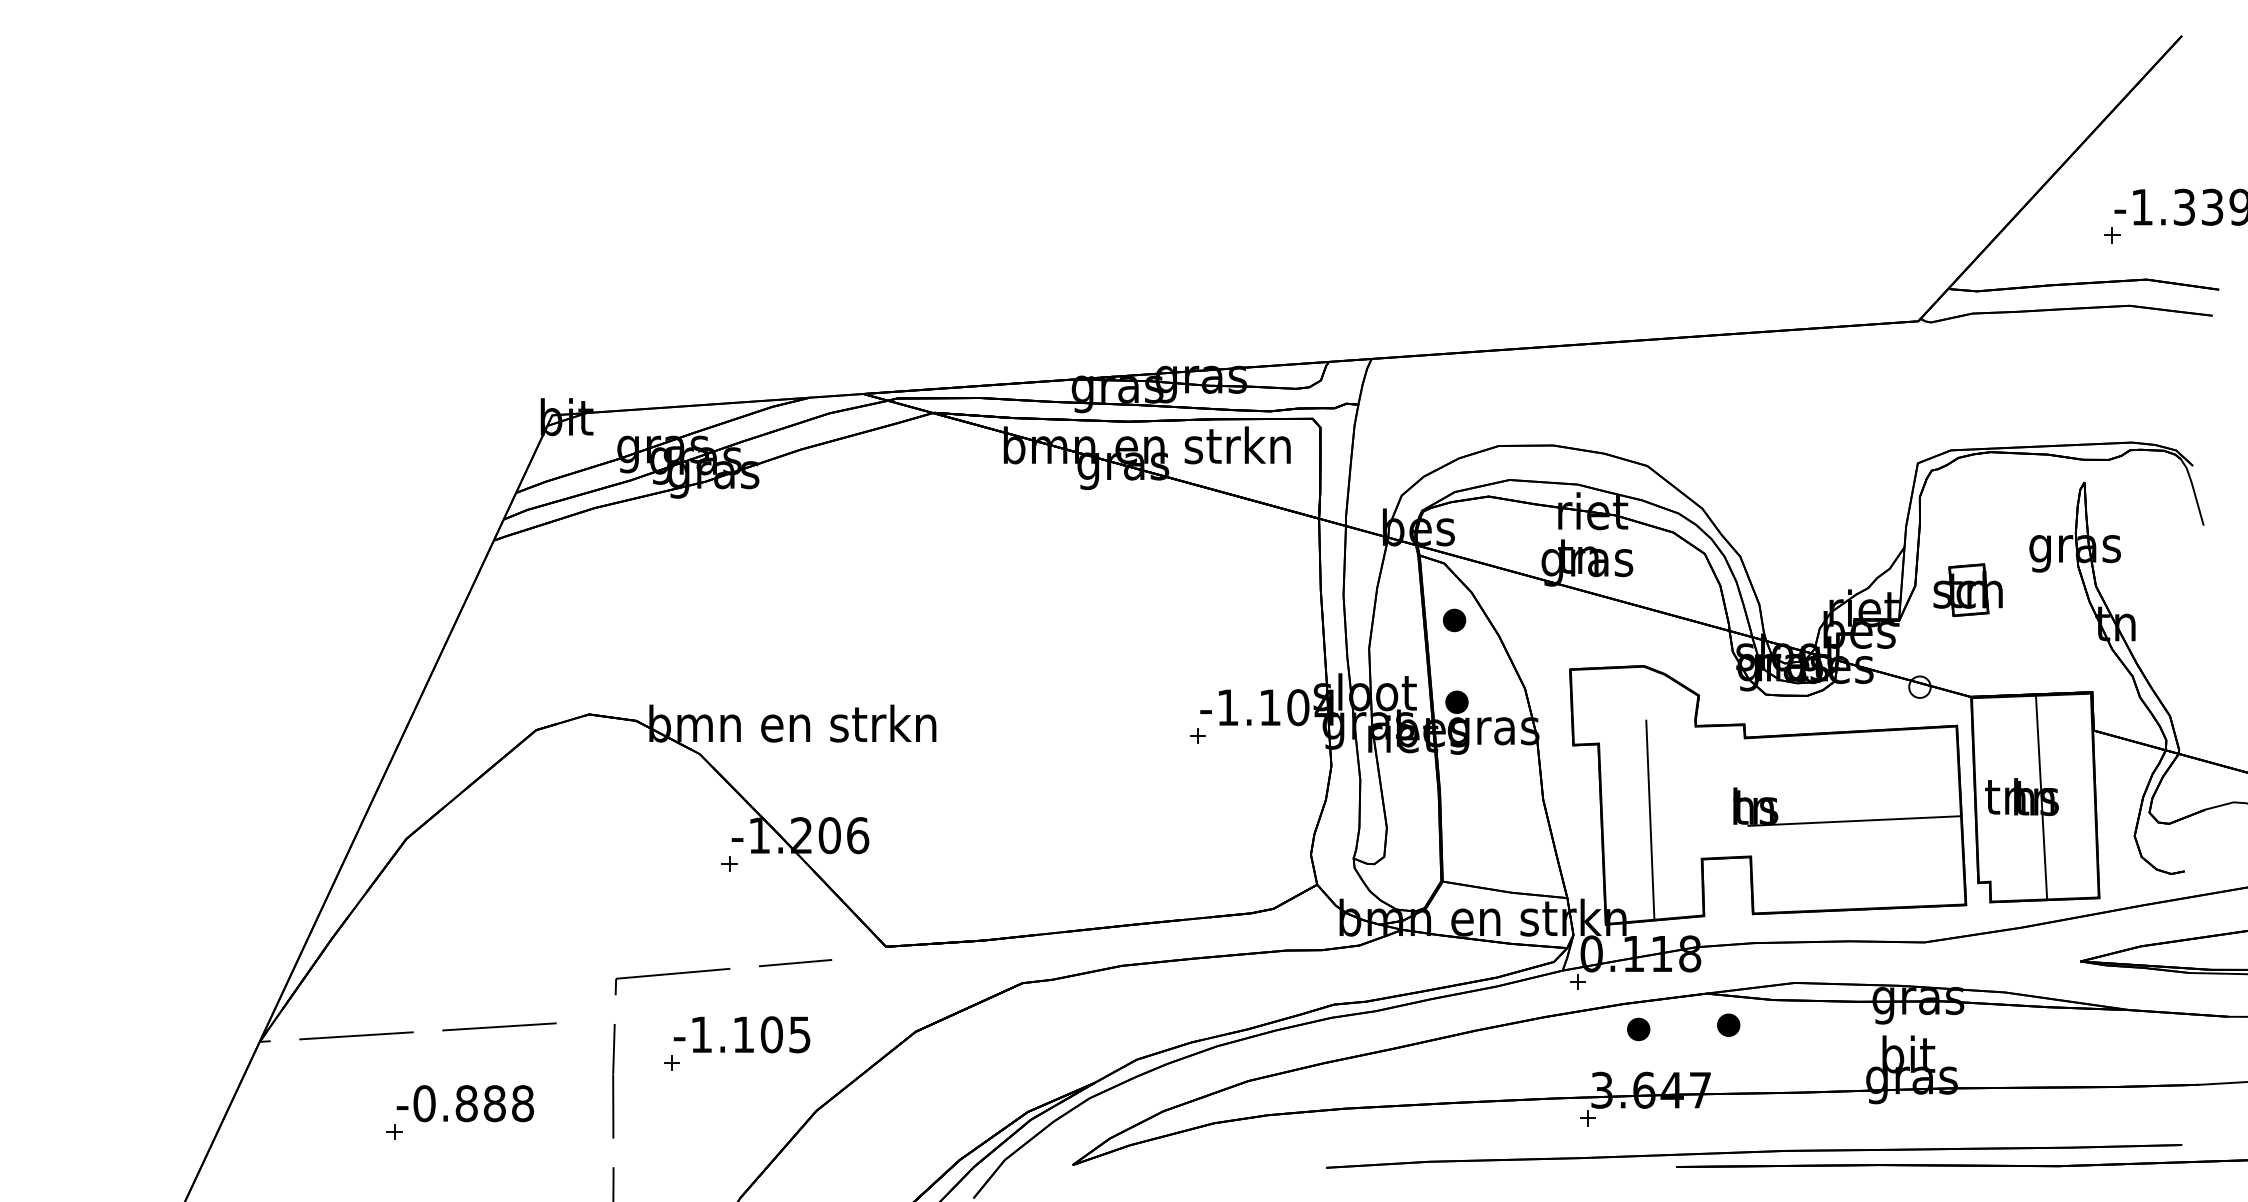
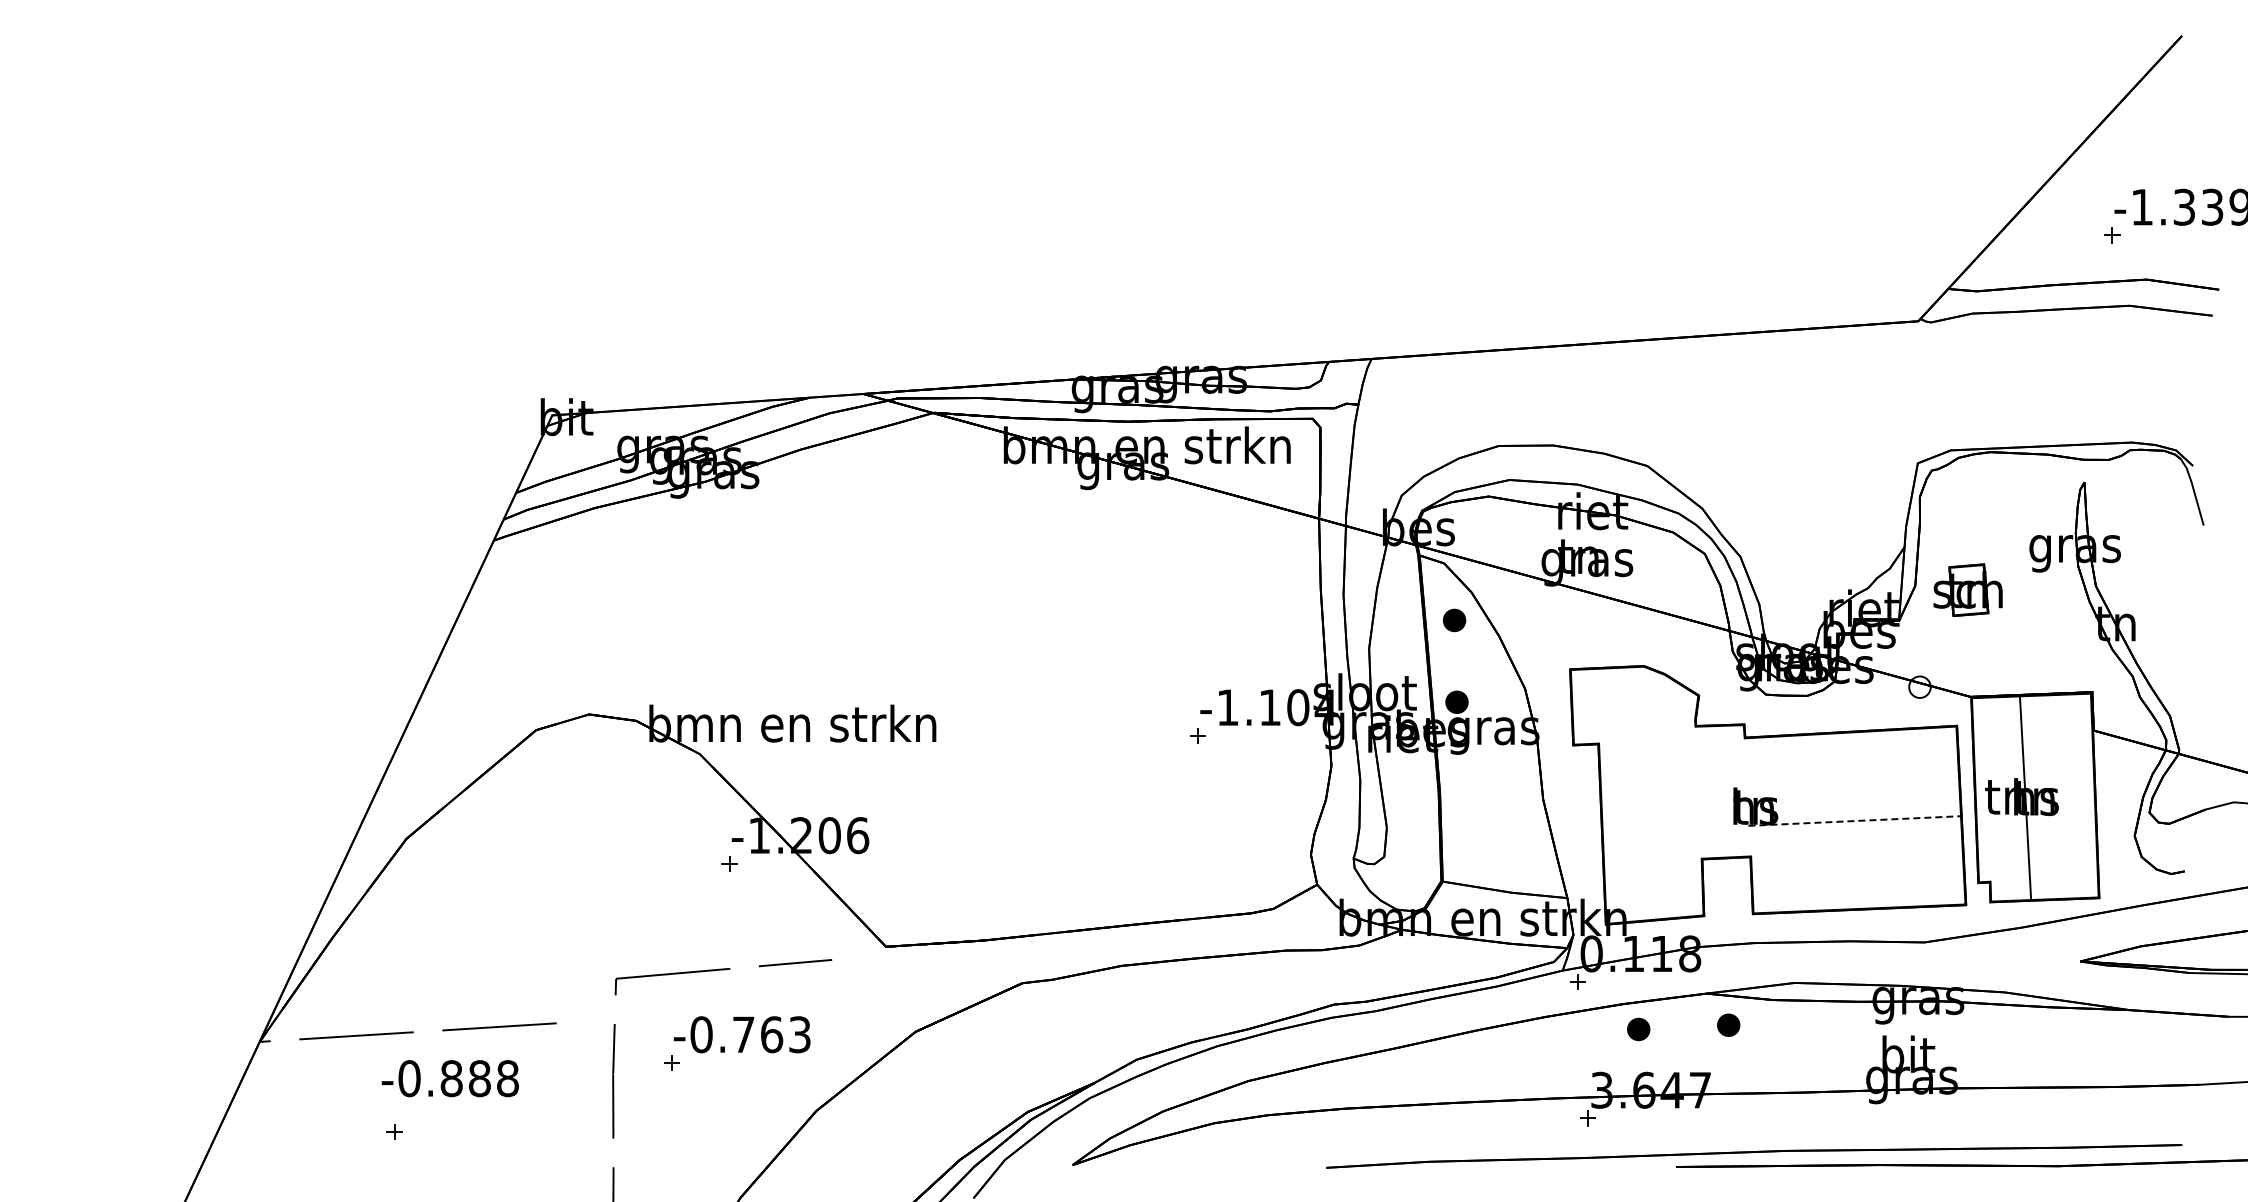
line position: (2041, 797) -> (2025, 798) (2025, 798)
line: present -> none (1650, 819)
line: solid -> dashed (1854, 821)
text: -1.105 -> -0.763 (750, 1034)
text position: (464, 1103) -> (449, 1078) (449, 1078)
